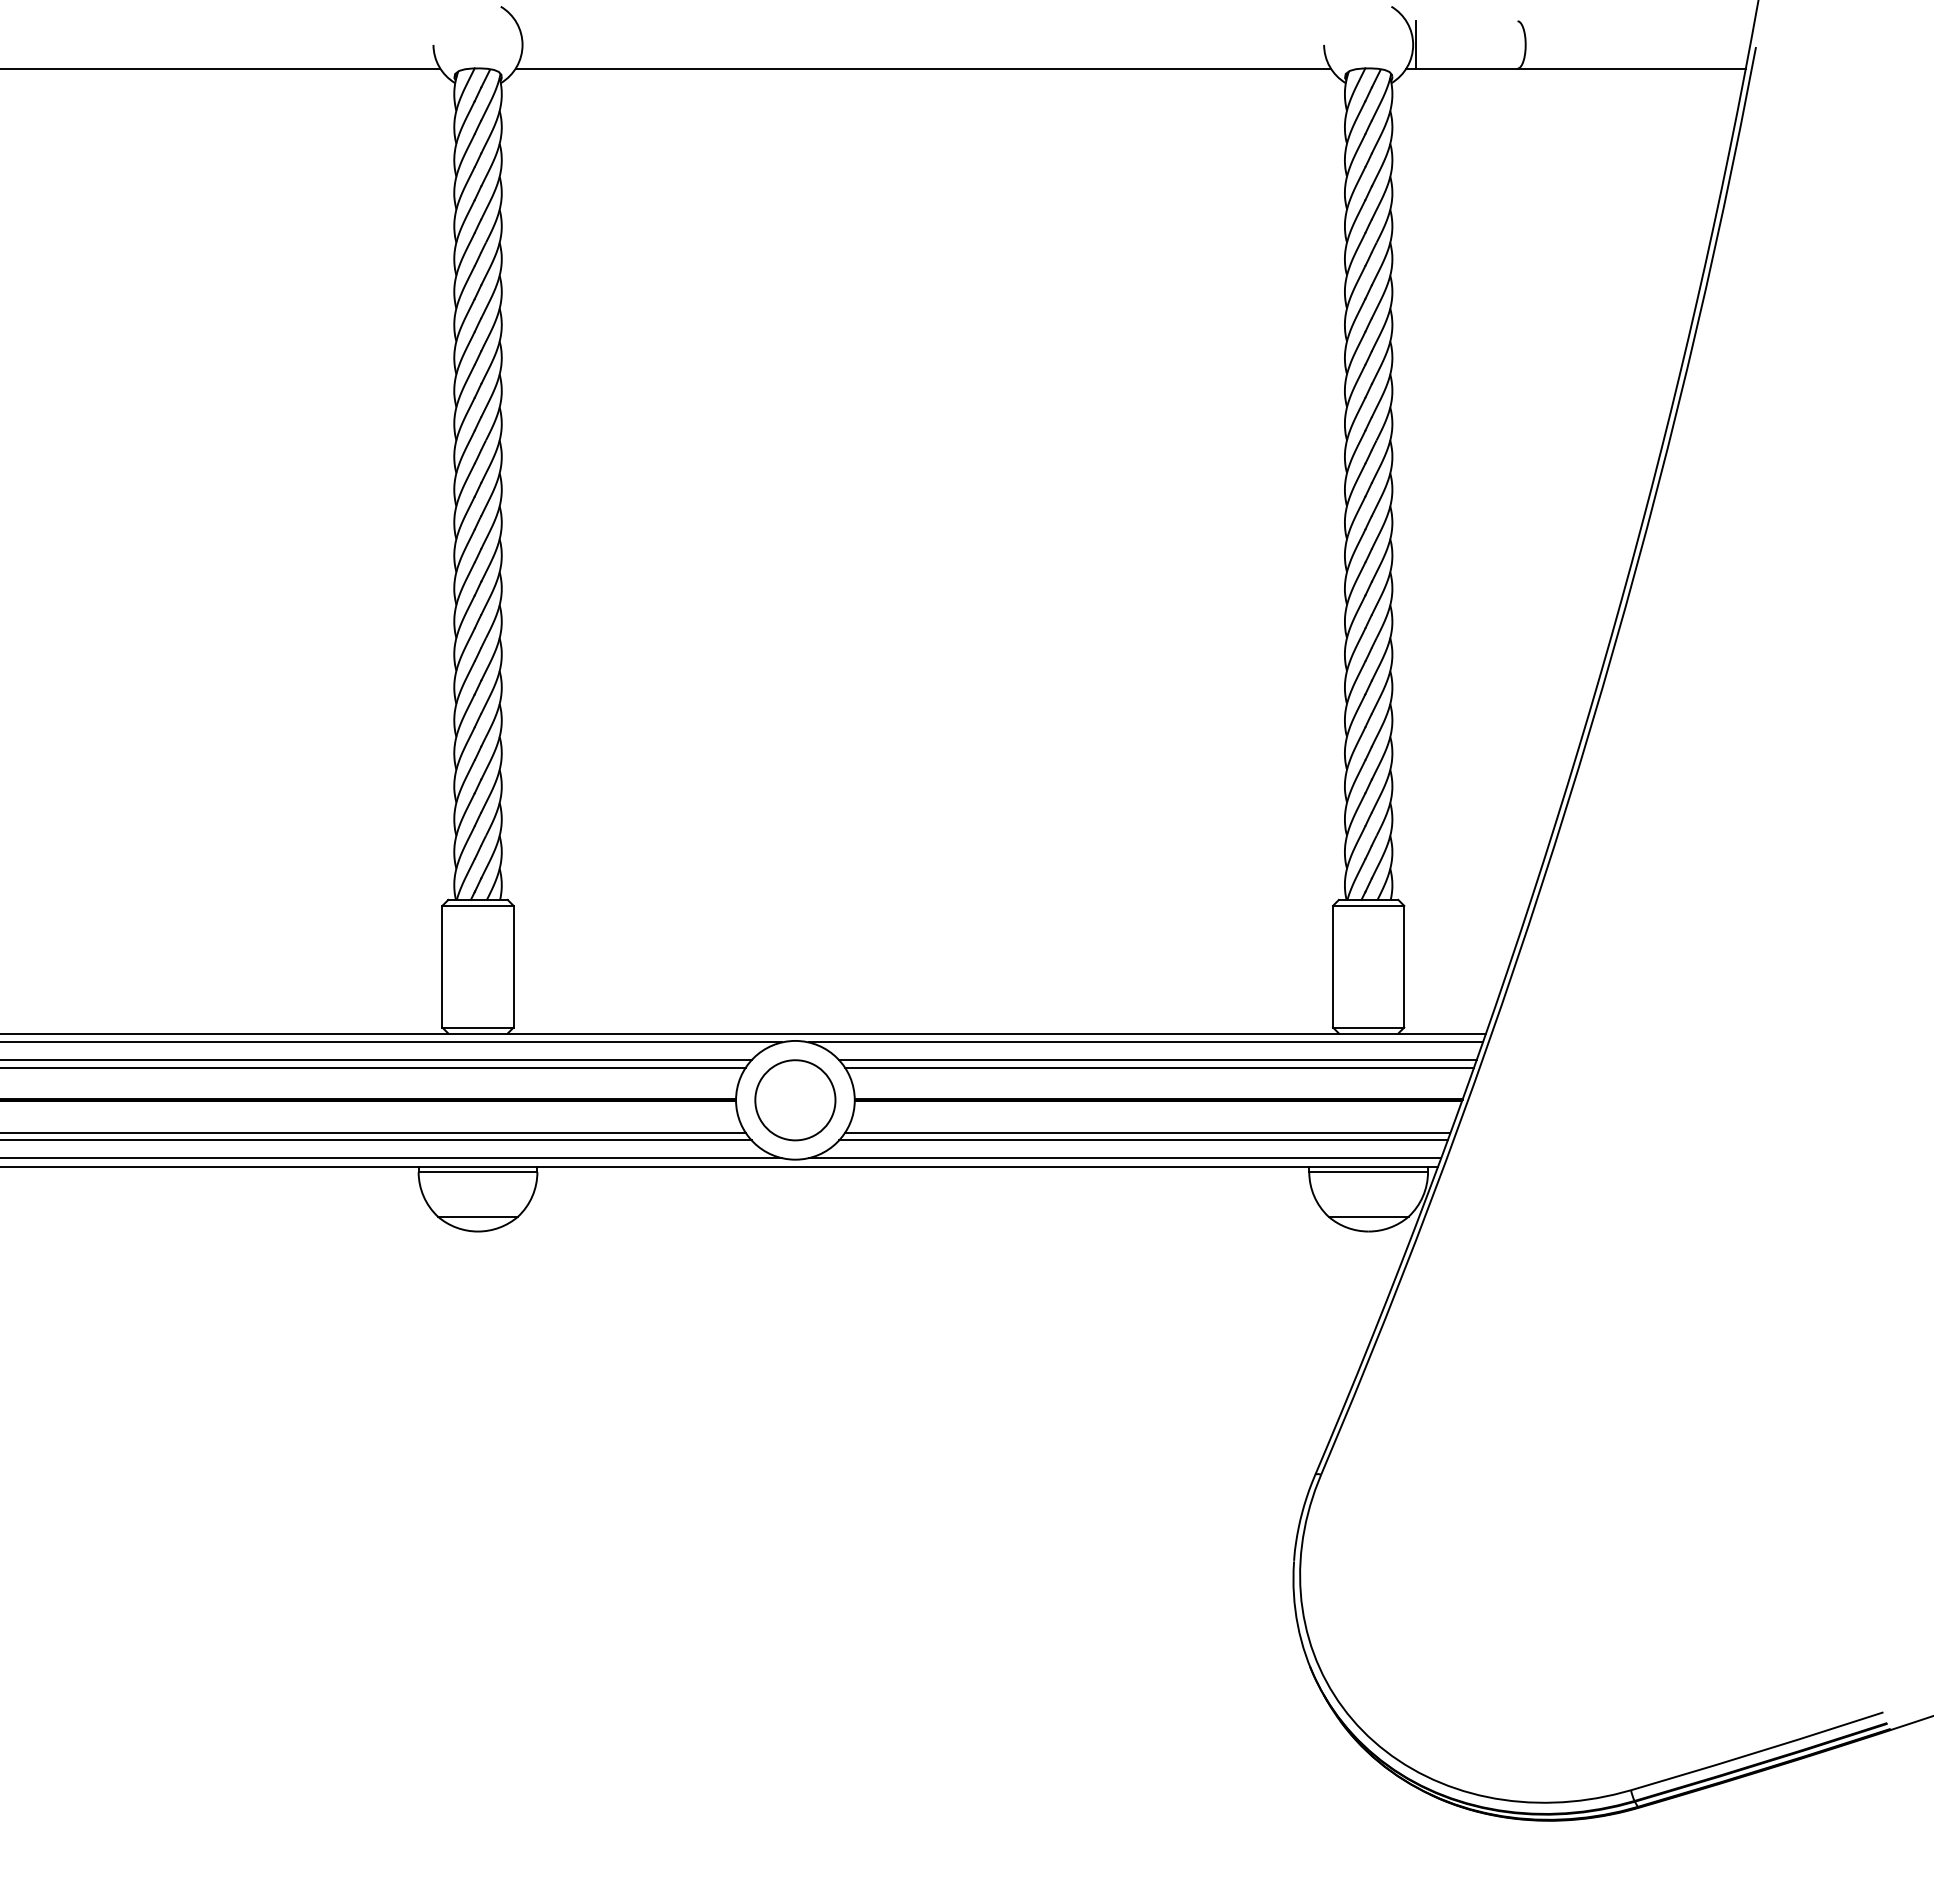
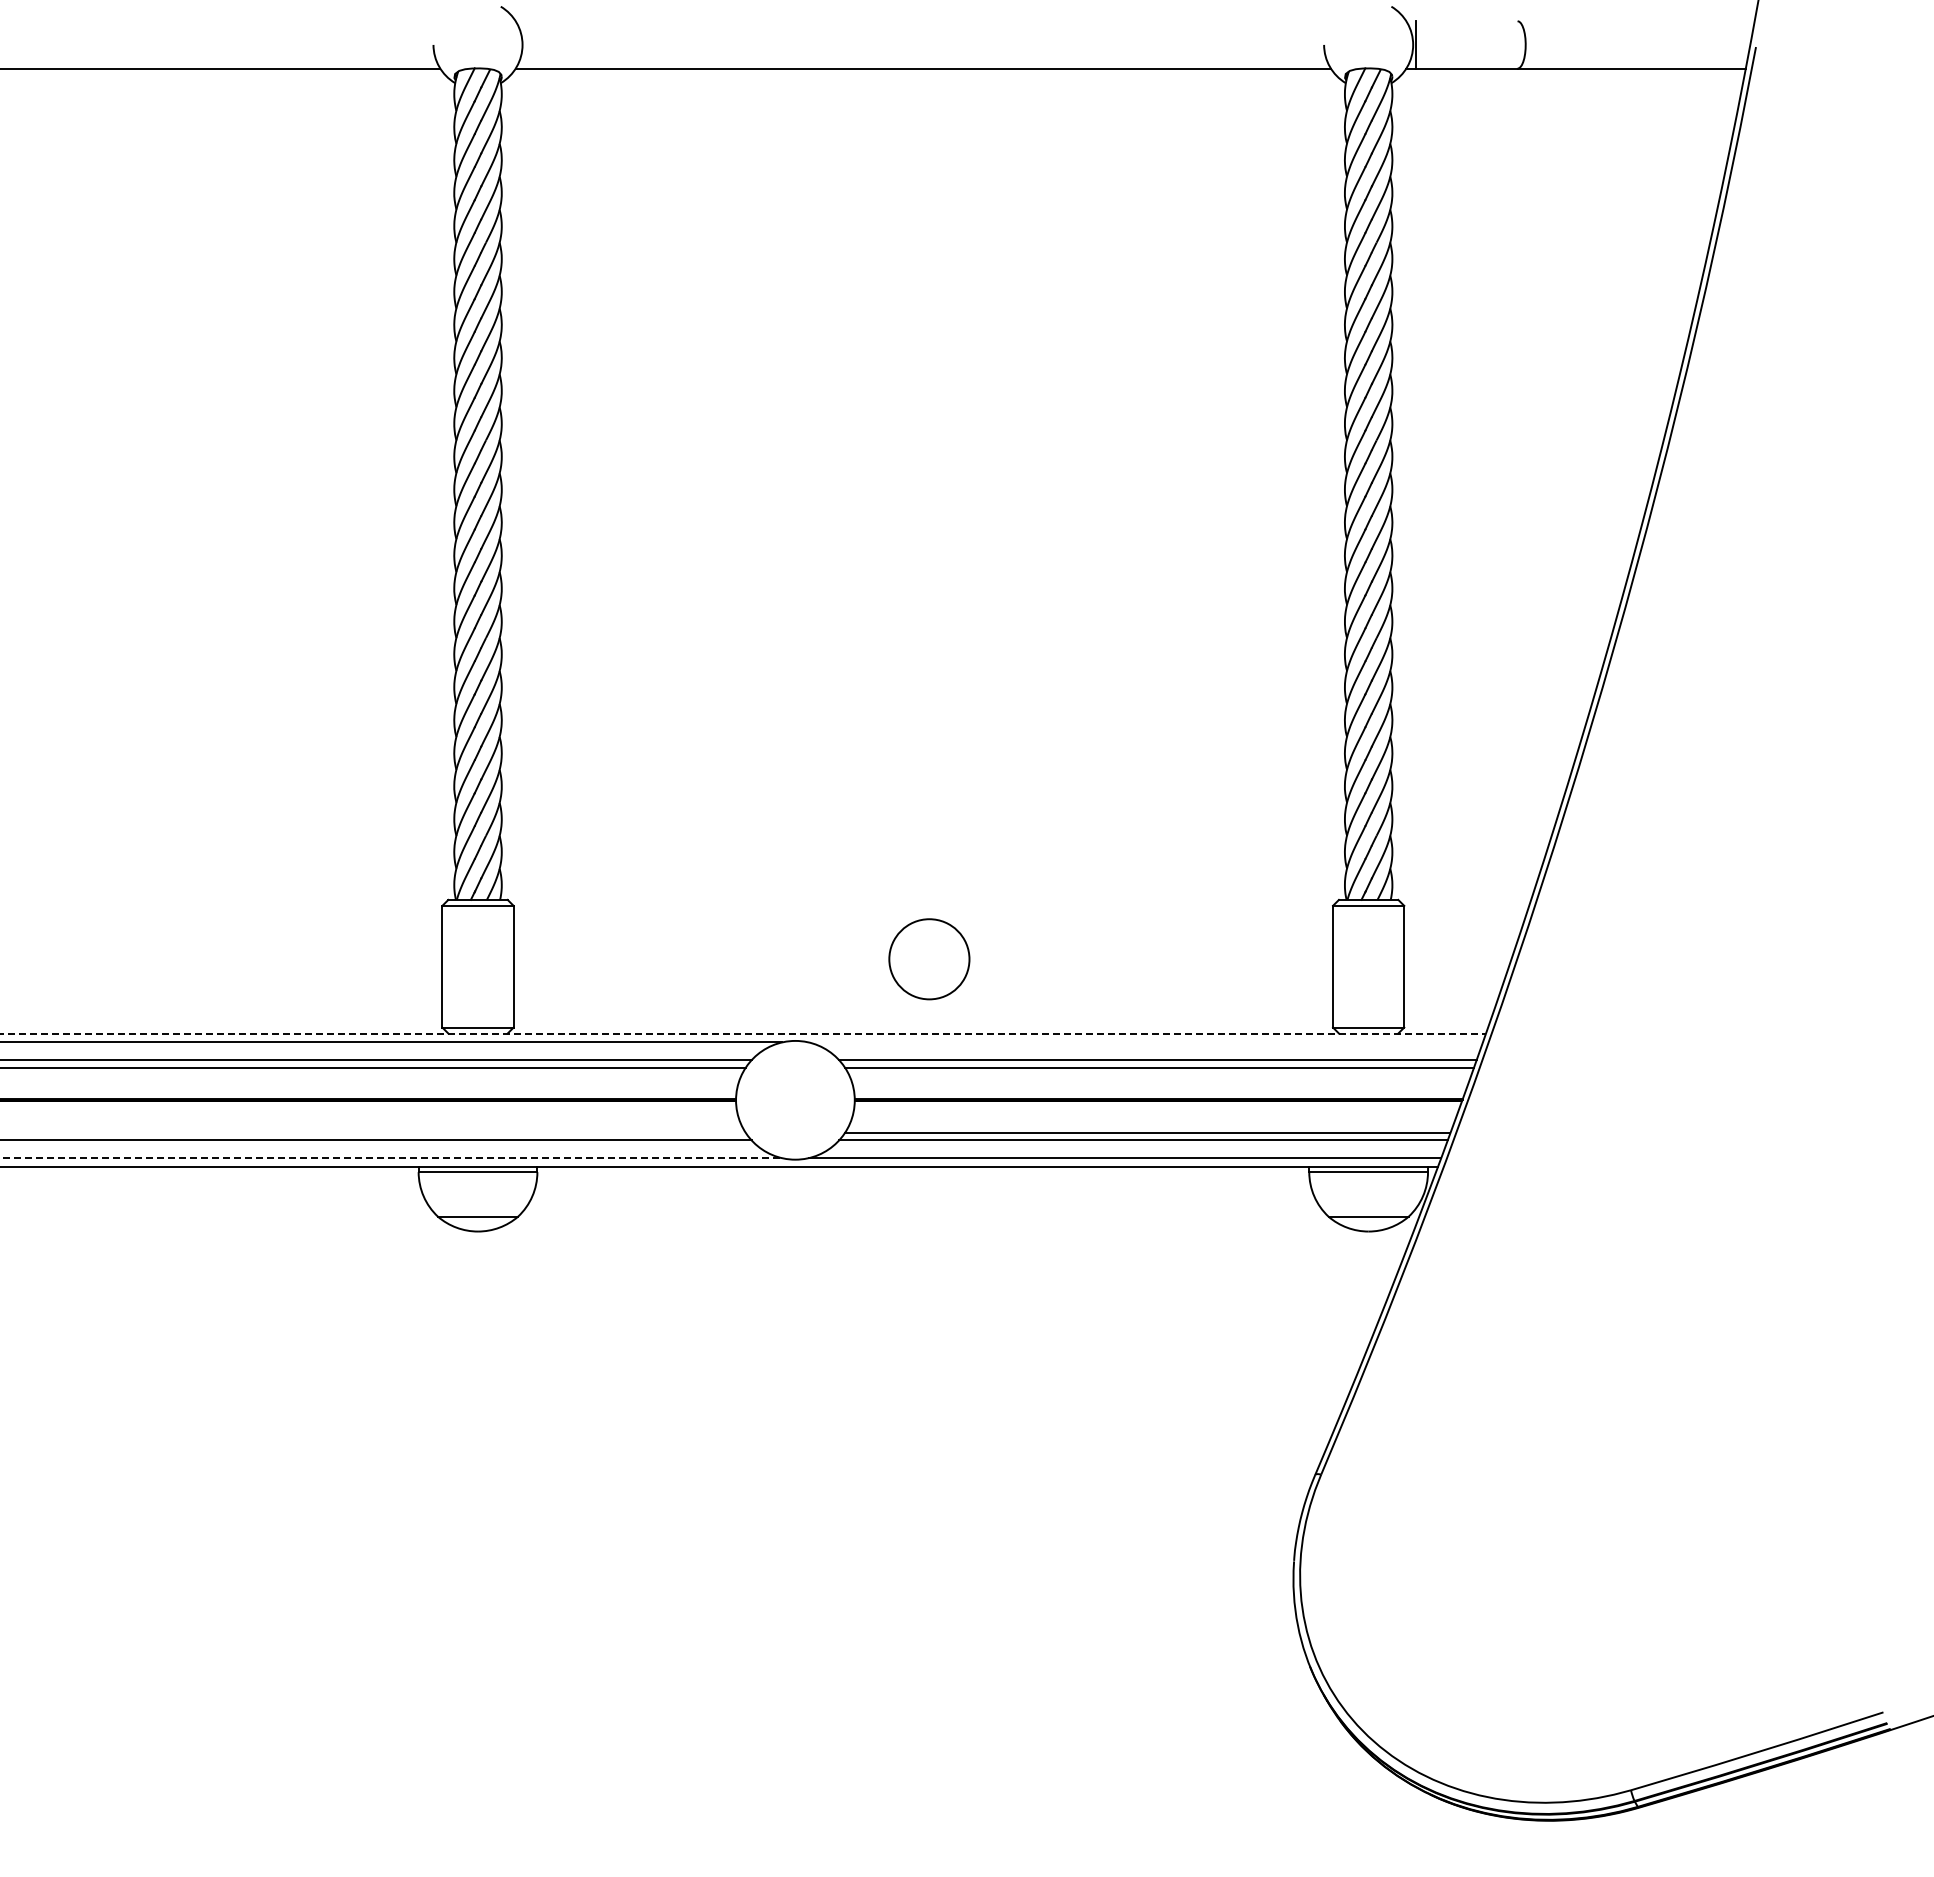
line: solid -> dashed (743, 1033)
line: present -> none (1145, 1042)
circle position: (795, 1100) -> (929, 959) (929, 959)
line: present -> none (373, 1132)
line: solid -> dashed (391, 1158)
